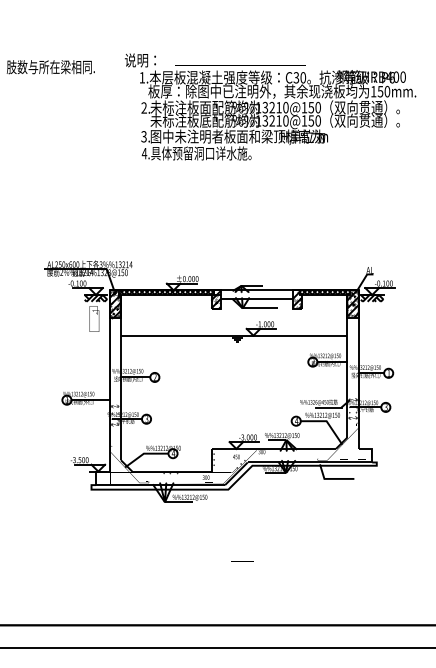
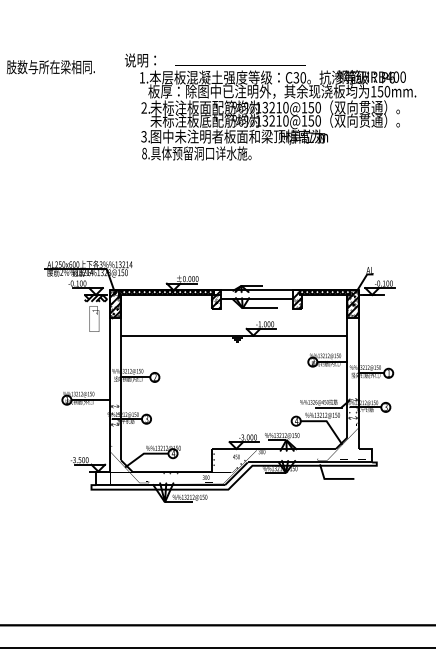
text: 4. -> 8. (144, 153)
hatch: present -> none (371, 297)
line: present -> none (242, 561)
